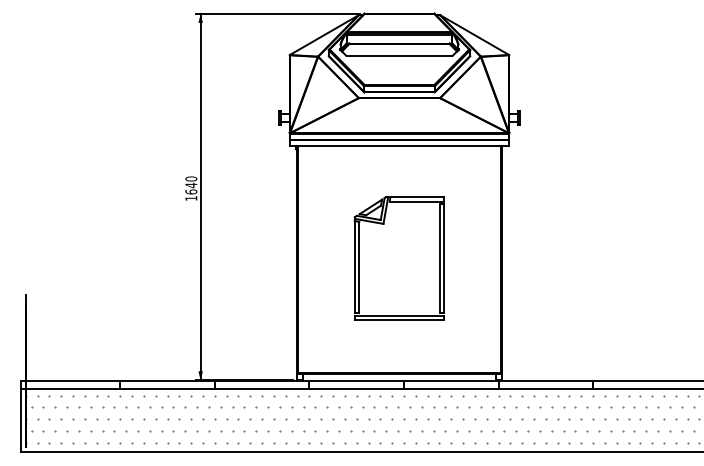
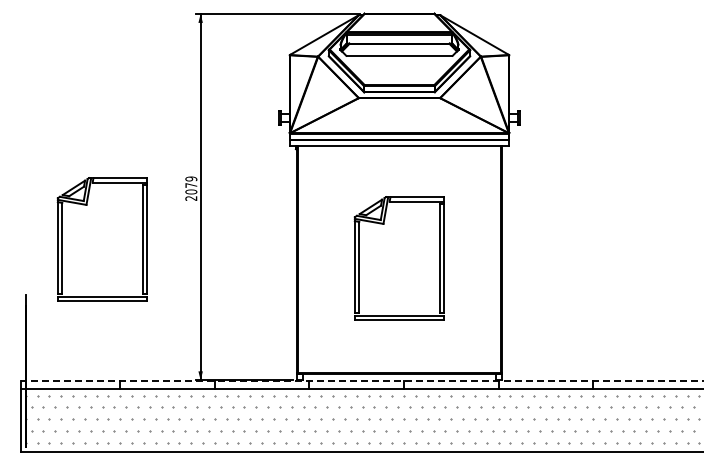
text: 1640 -> 2079 (191, 188)
part: none -> present (87, 205)
line: solid -> dashed (361, 381)
